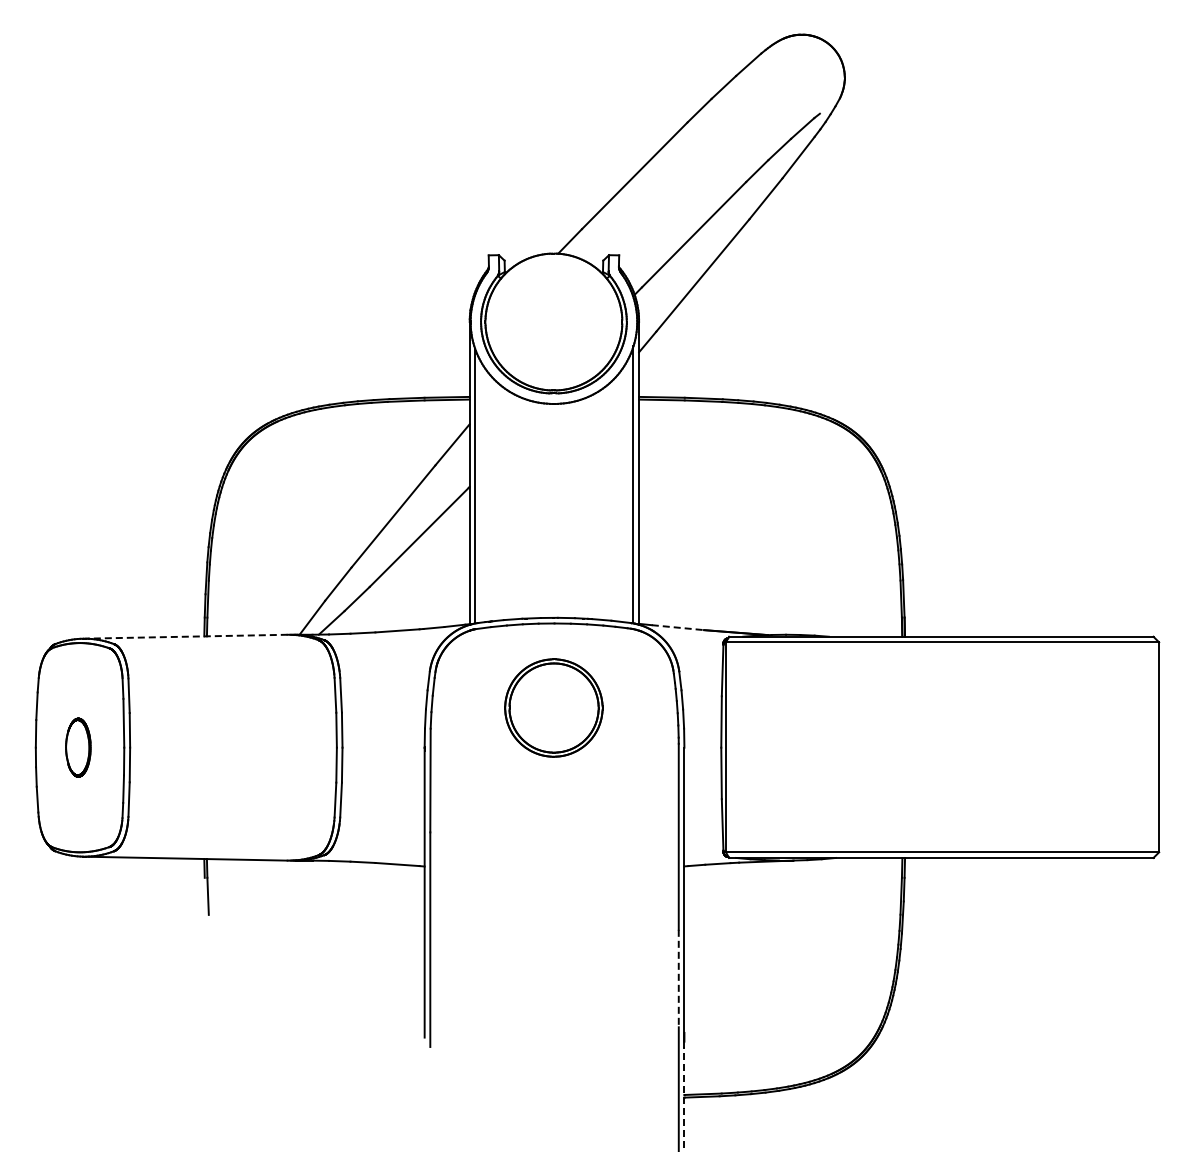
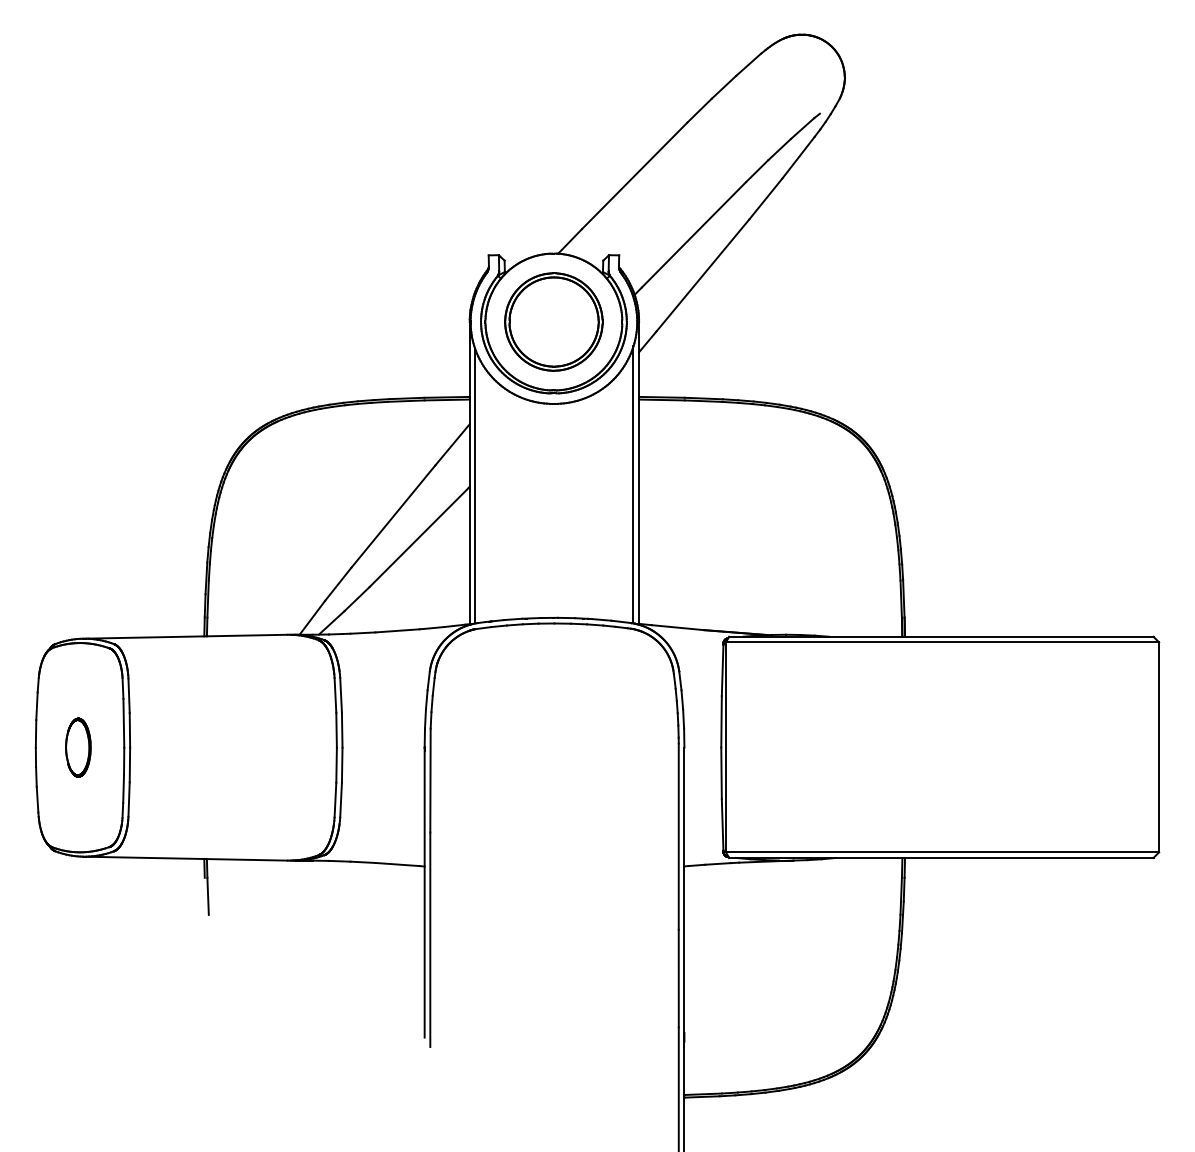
line: dashed -> solid (678, 627)
line: dashed -> solid (185, 636)
part position: (553, 707) -> (553, 321) (553, 321)
line: dashed -> solid (678, 978)
line: dashed -> solid (684, 1098)
